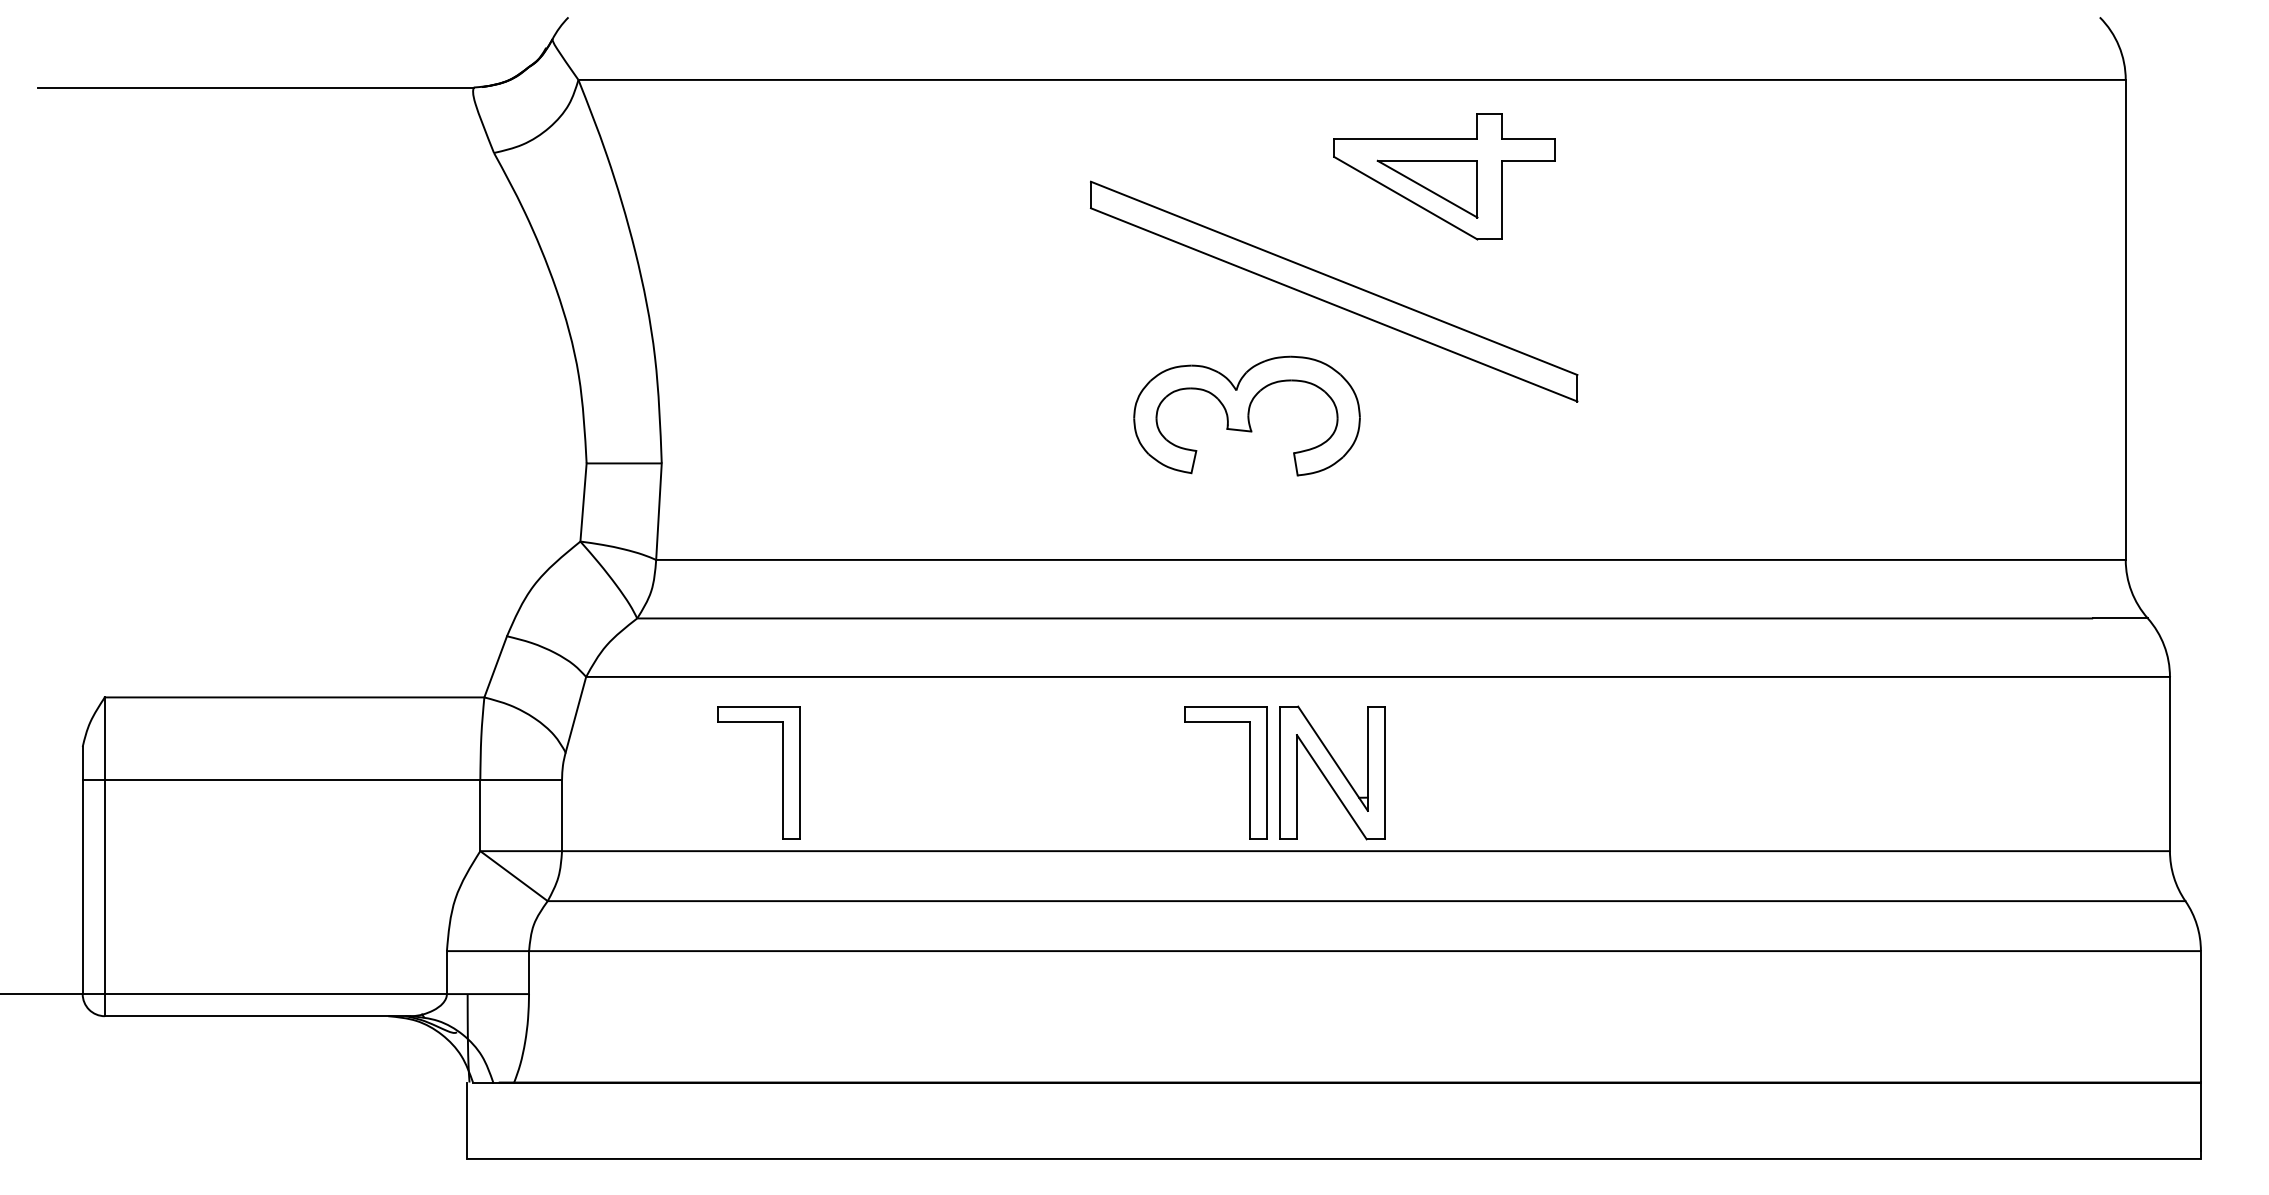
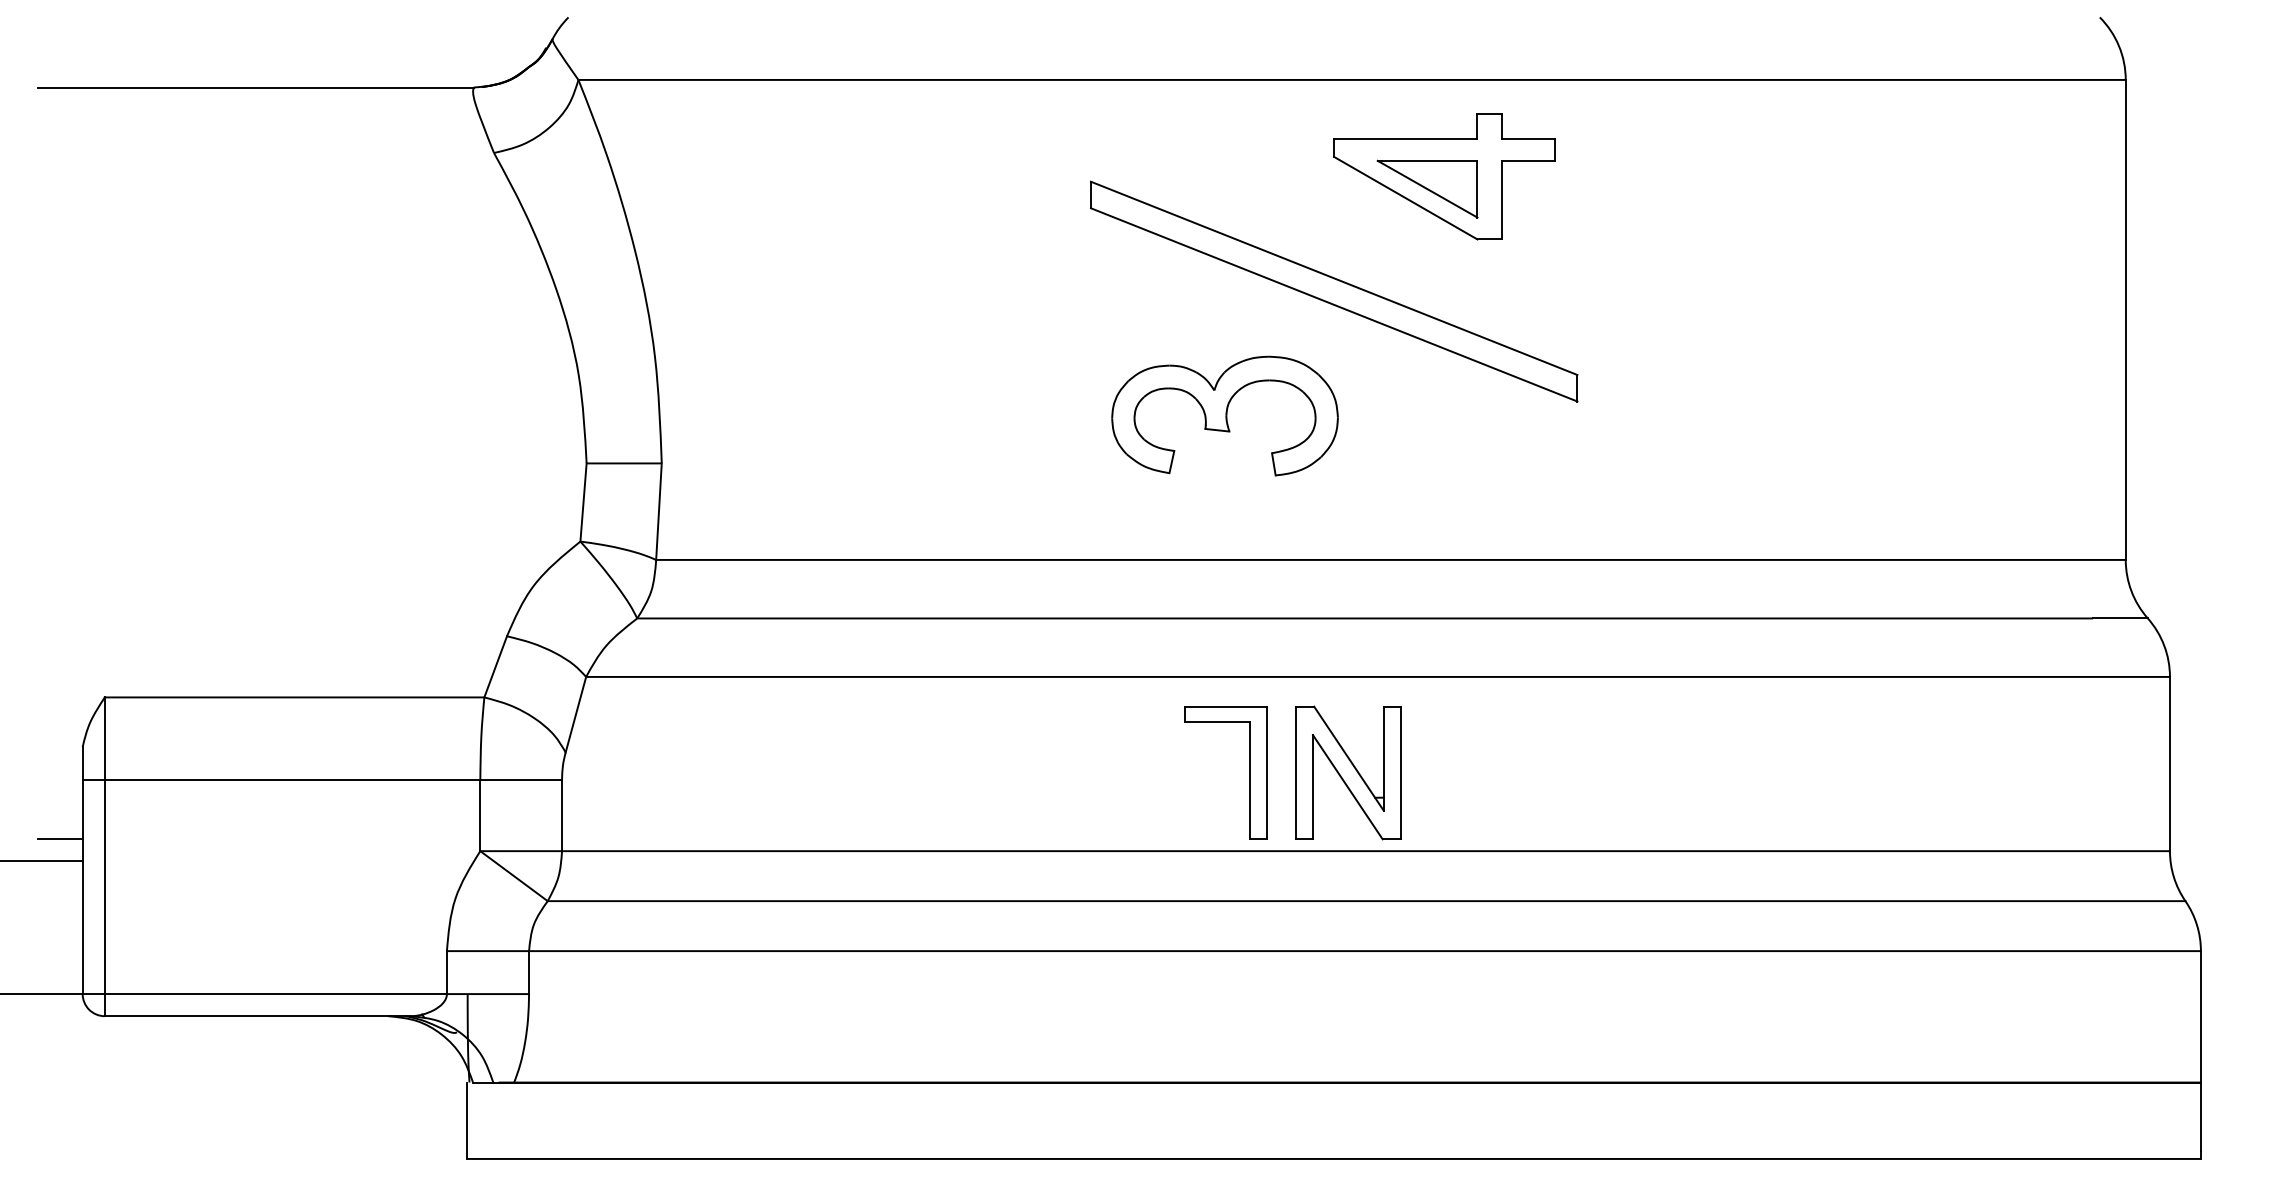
part position: (1246, 415) -> (1224, 415) (1224, 415)
part: present -> none (782, 772)
part position: (1332, 772) -> (1348, 772) (1348, 772)
line: none -> present (60, 839)
line: none -> present (42, 861)
